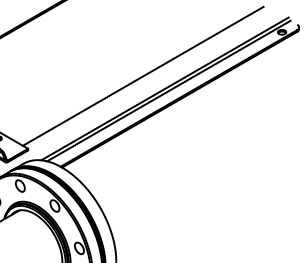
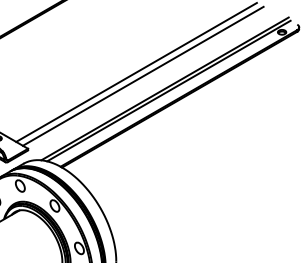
line: none -> present (136, 71)
